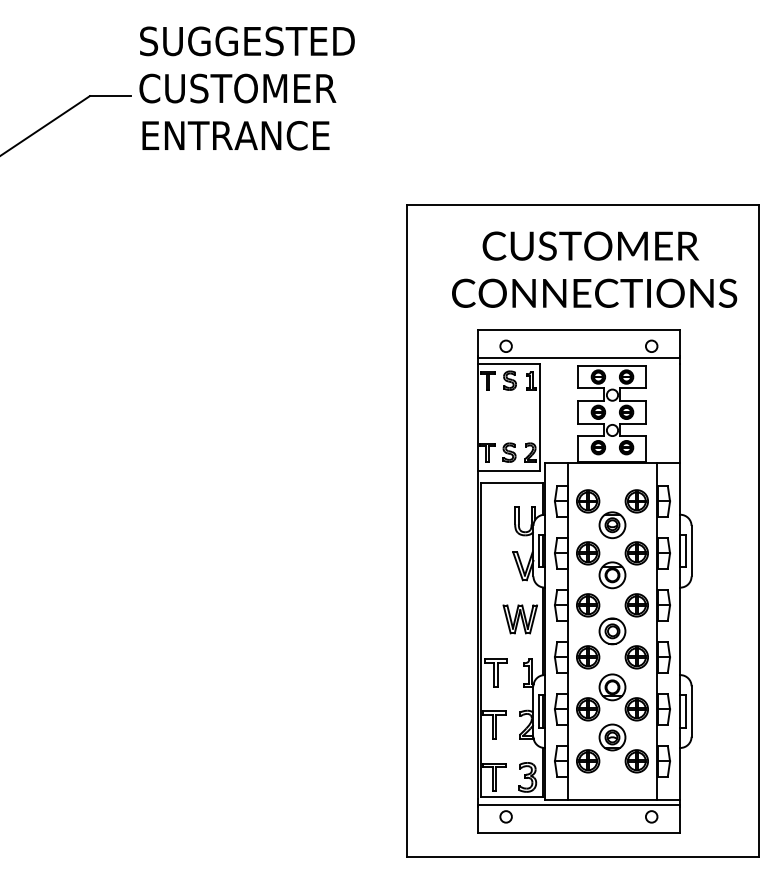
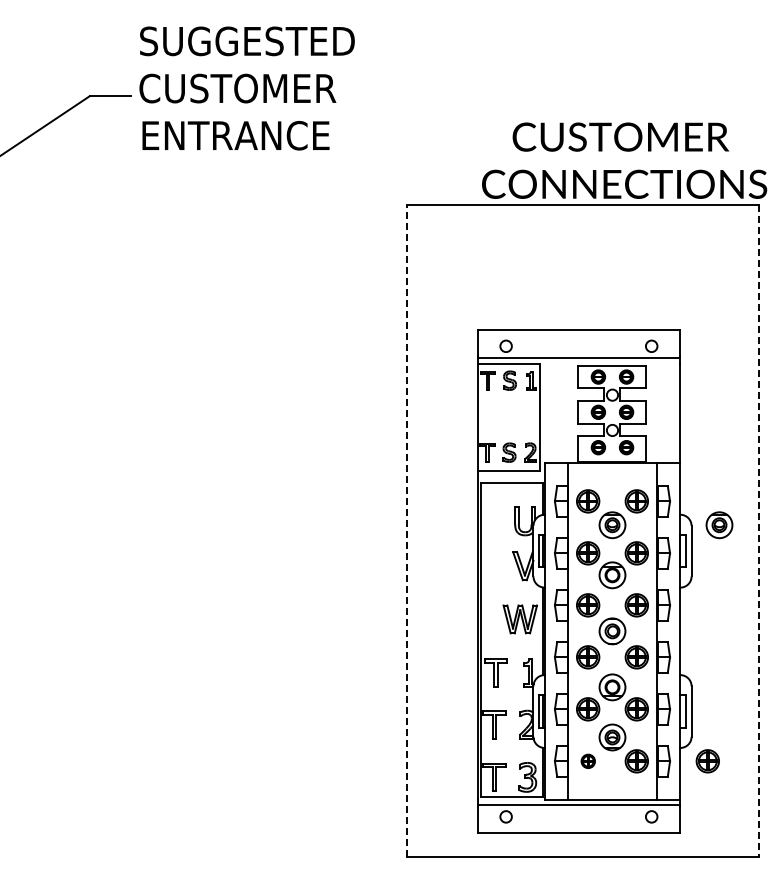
text position: (594, 269) -> (624, 160) (624, 160)
part: none -> present (719, 525)
line: solid -> dashed (407, 530)
line: solid -> dashed (758, 531)
part size: 25x25 px -> 16x16 px (587, 760)
part: none -> present (707, 761)
